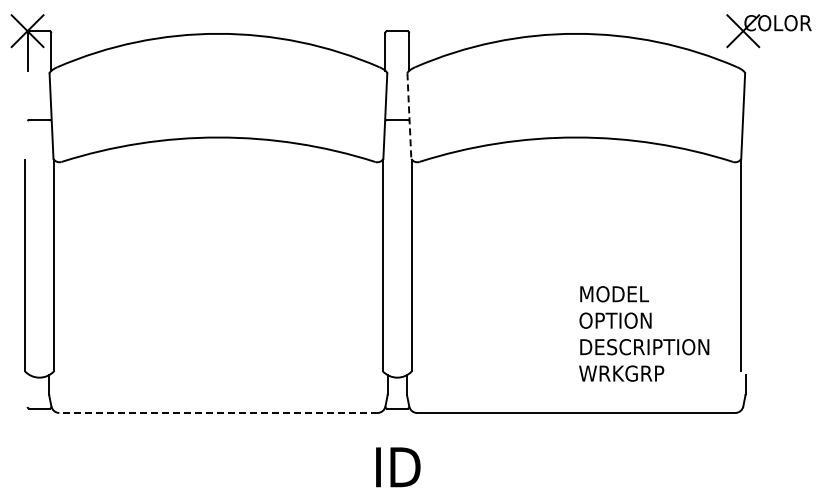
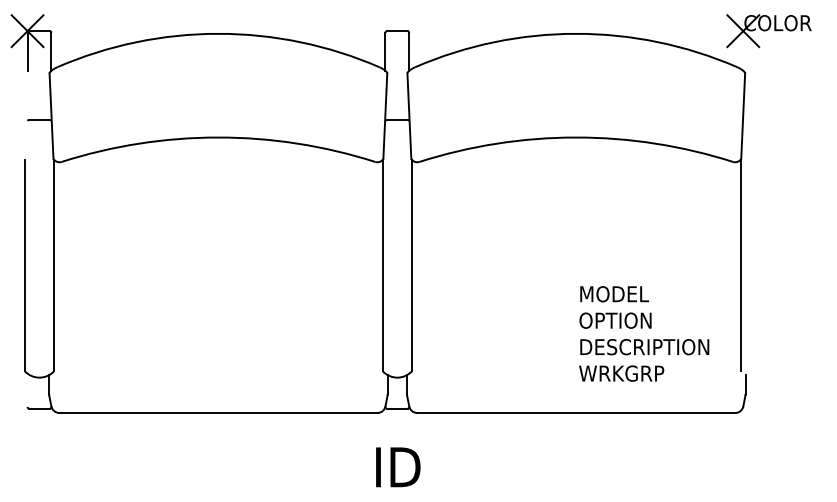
line: dashed -> solid (409, 116)
line: dashed -> solid (217, 412)
